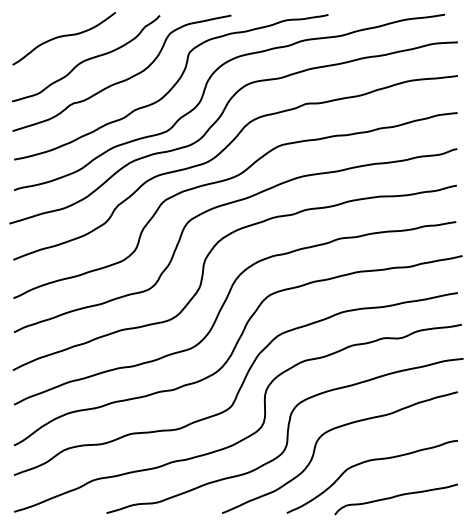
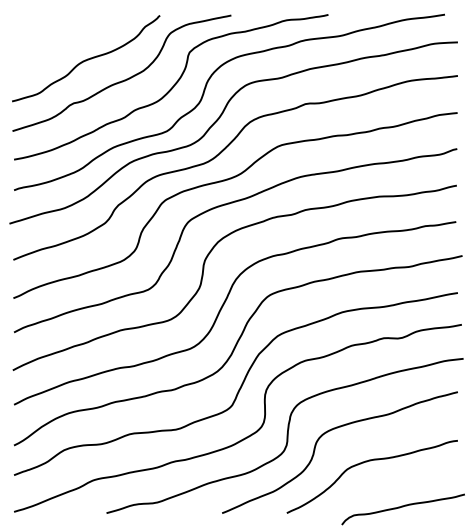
curve: present -> none (62, 37)
curve position: (395, 497) -> (402, 507) (402, 507)
